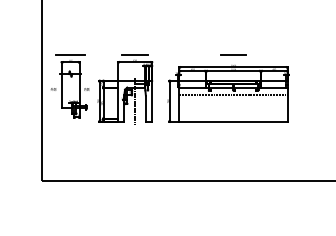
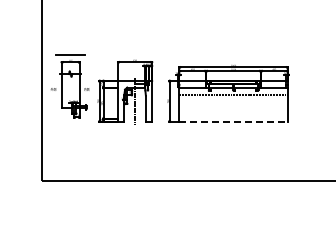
line: present -> none (233, 54)
line: present -> none (134, 55)
line: solid -> dashed (234, 121)
